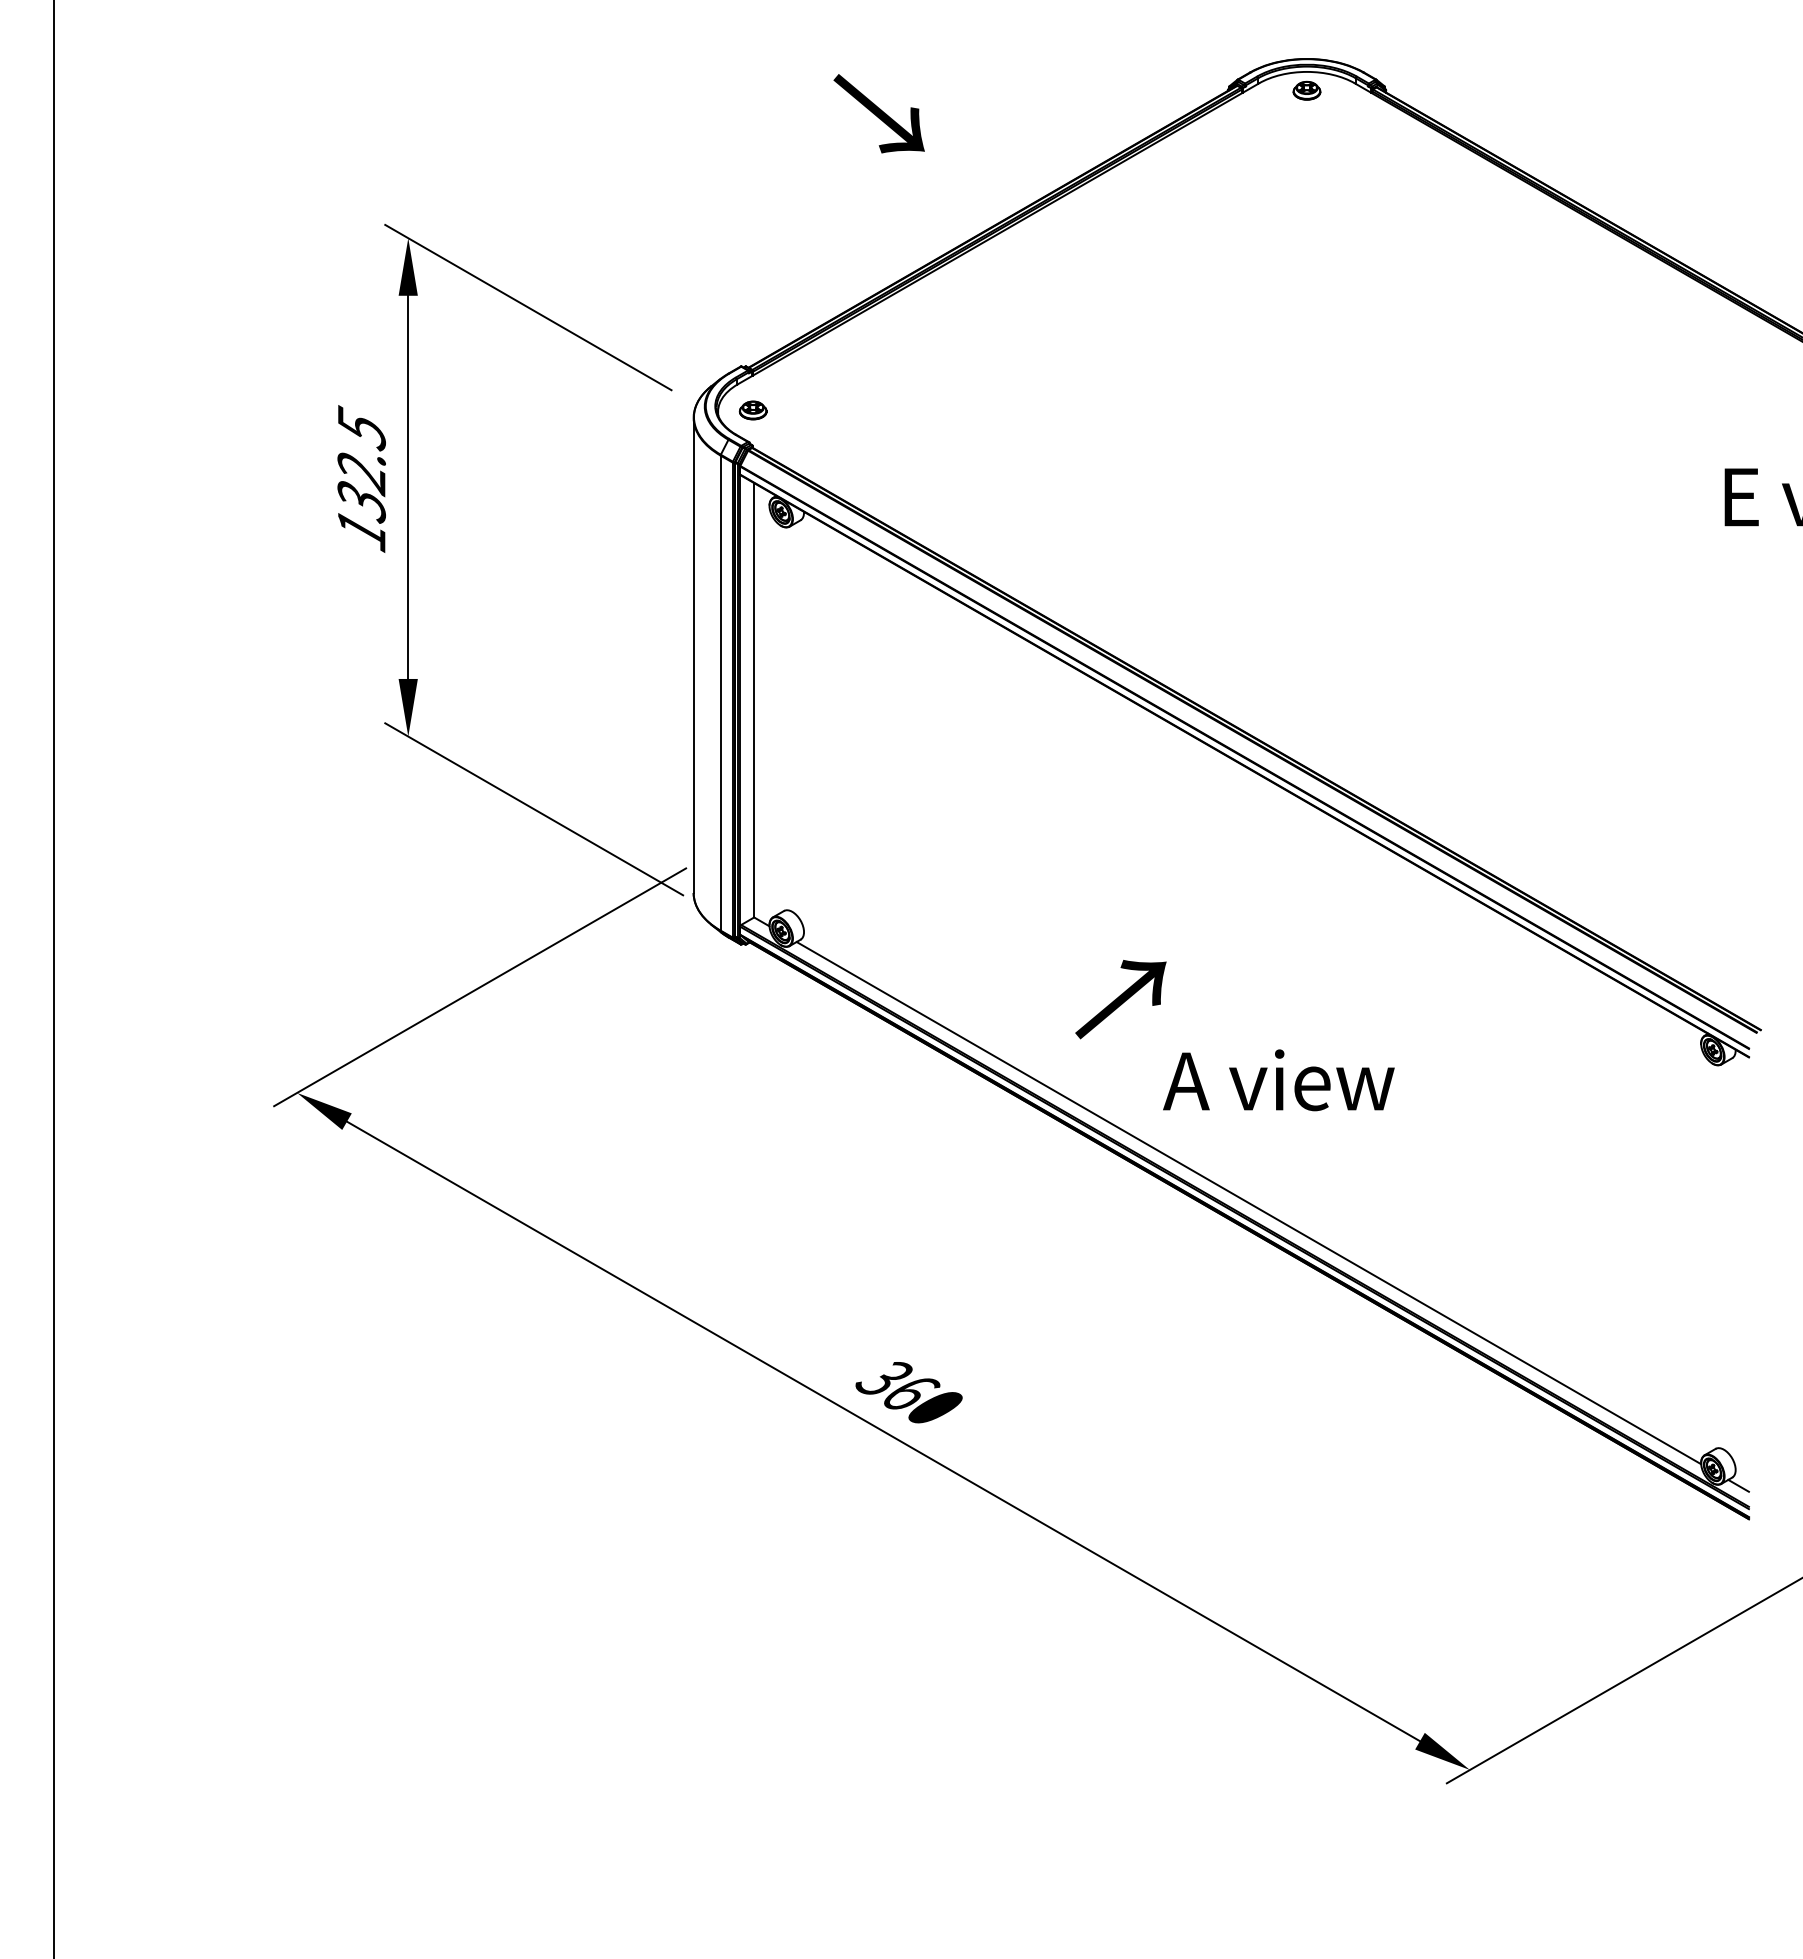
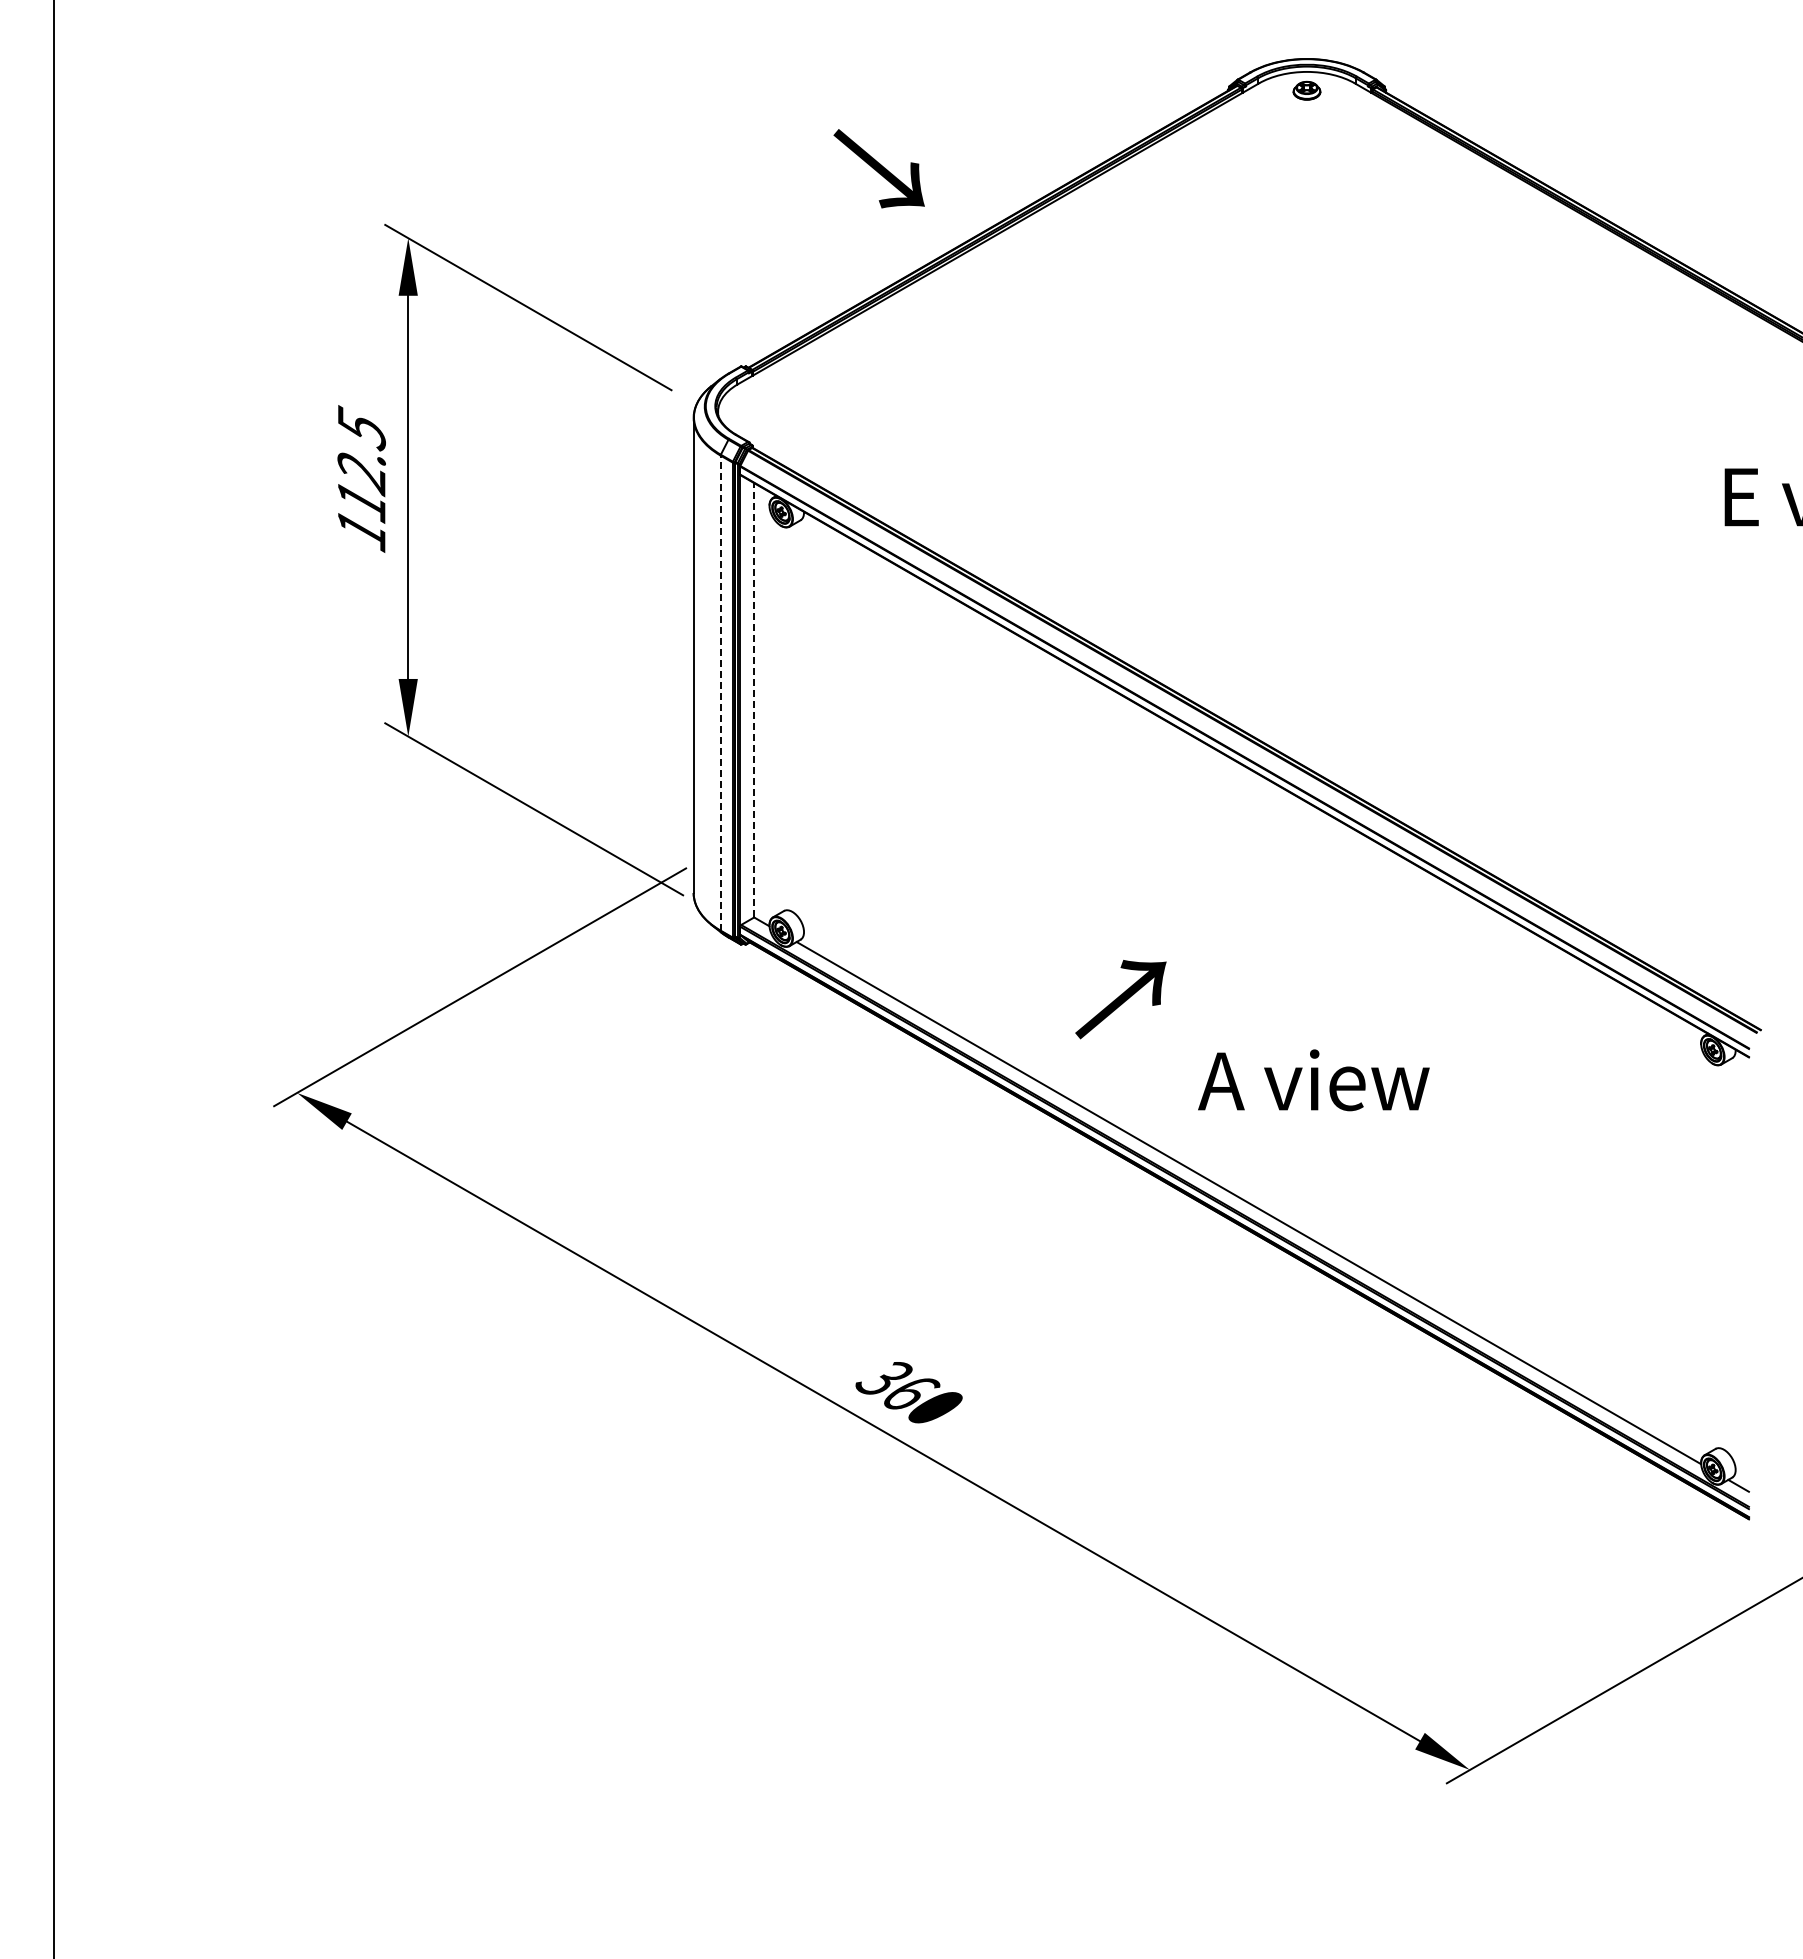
text position: (878, 113) -> (878, 168) (878, 168)
part: present -> none (752, 410)
text: 132.5 -> 112.5 (361, 502)
line: solid -> dashed (720, 693)
line: solid -> dashed (754, 699)
text position: (1278, 1080) -> (1313, 1080) (1313, 1080)
